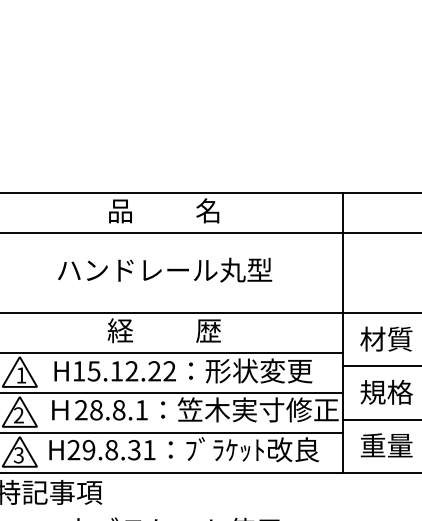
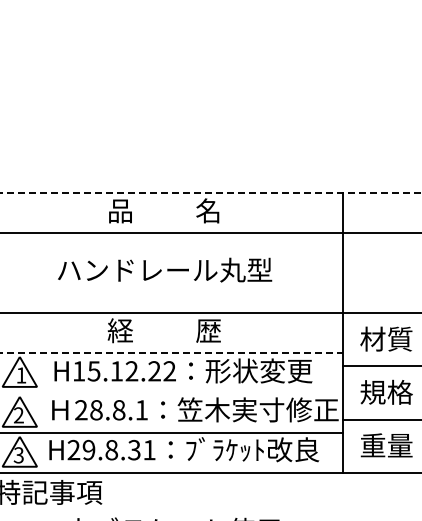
line: solid -> dashed (211, 193)
line: solid -> dashed (172, 352)
line: present -> none (172, 392)
